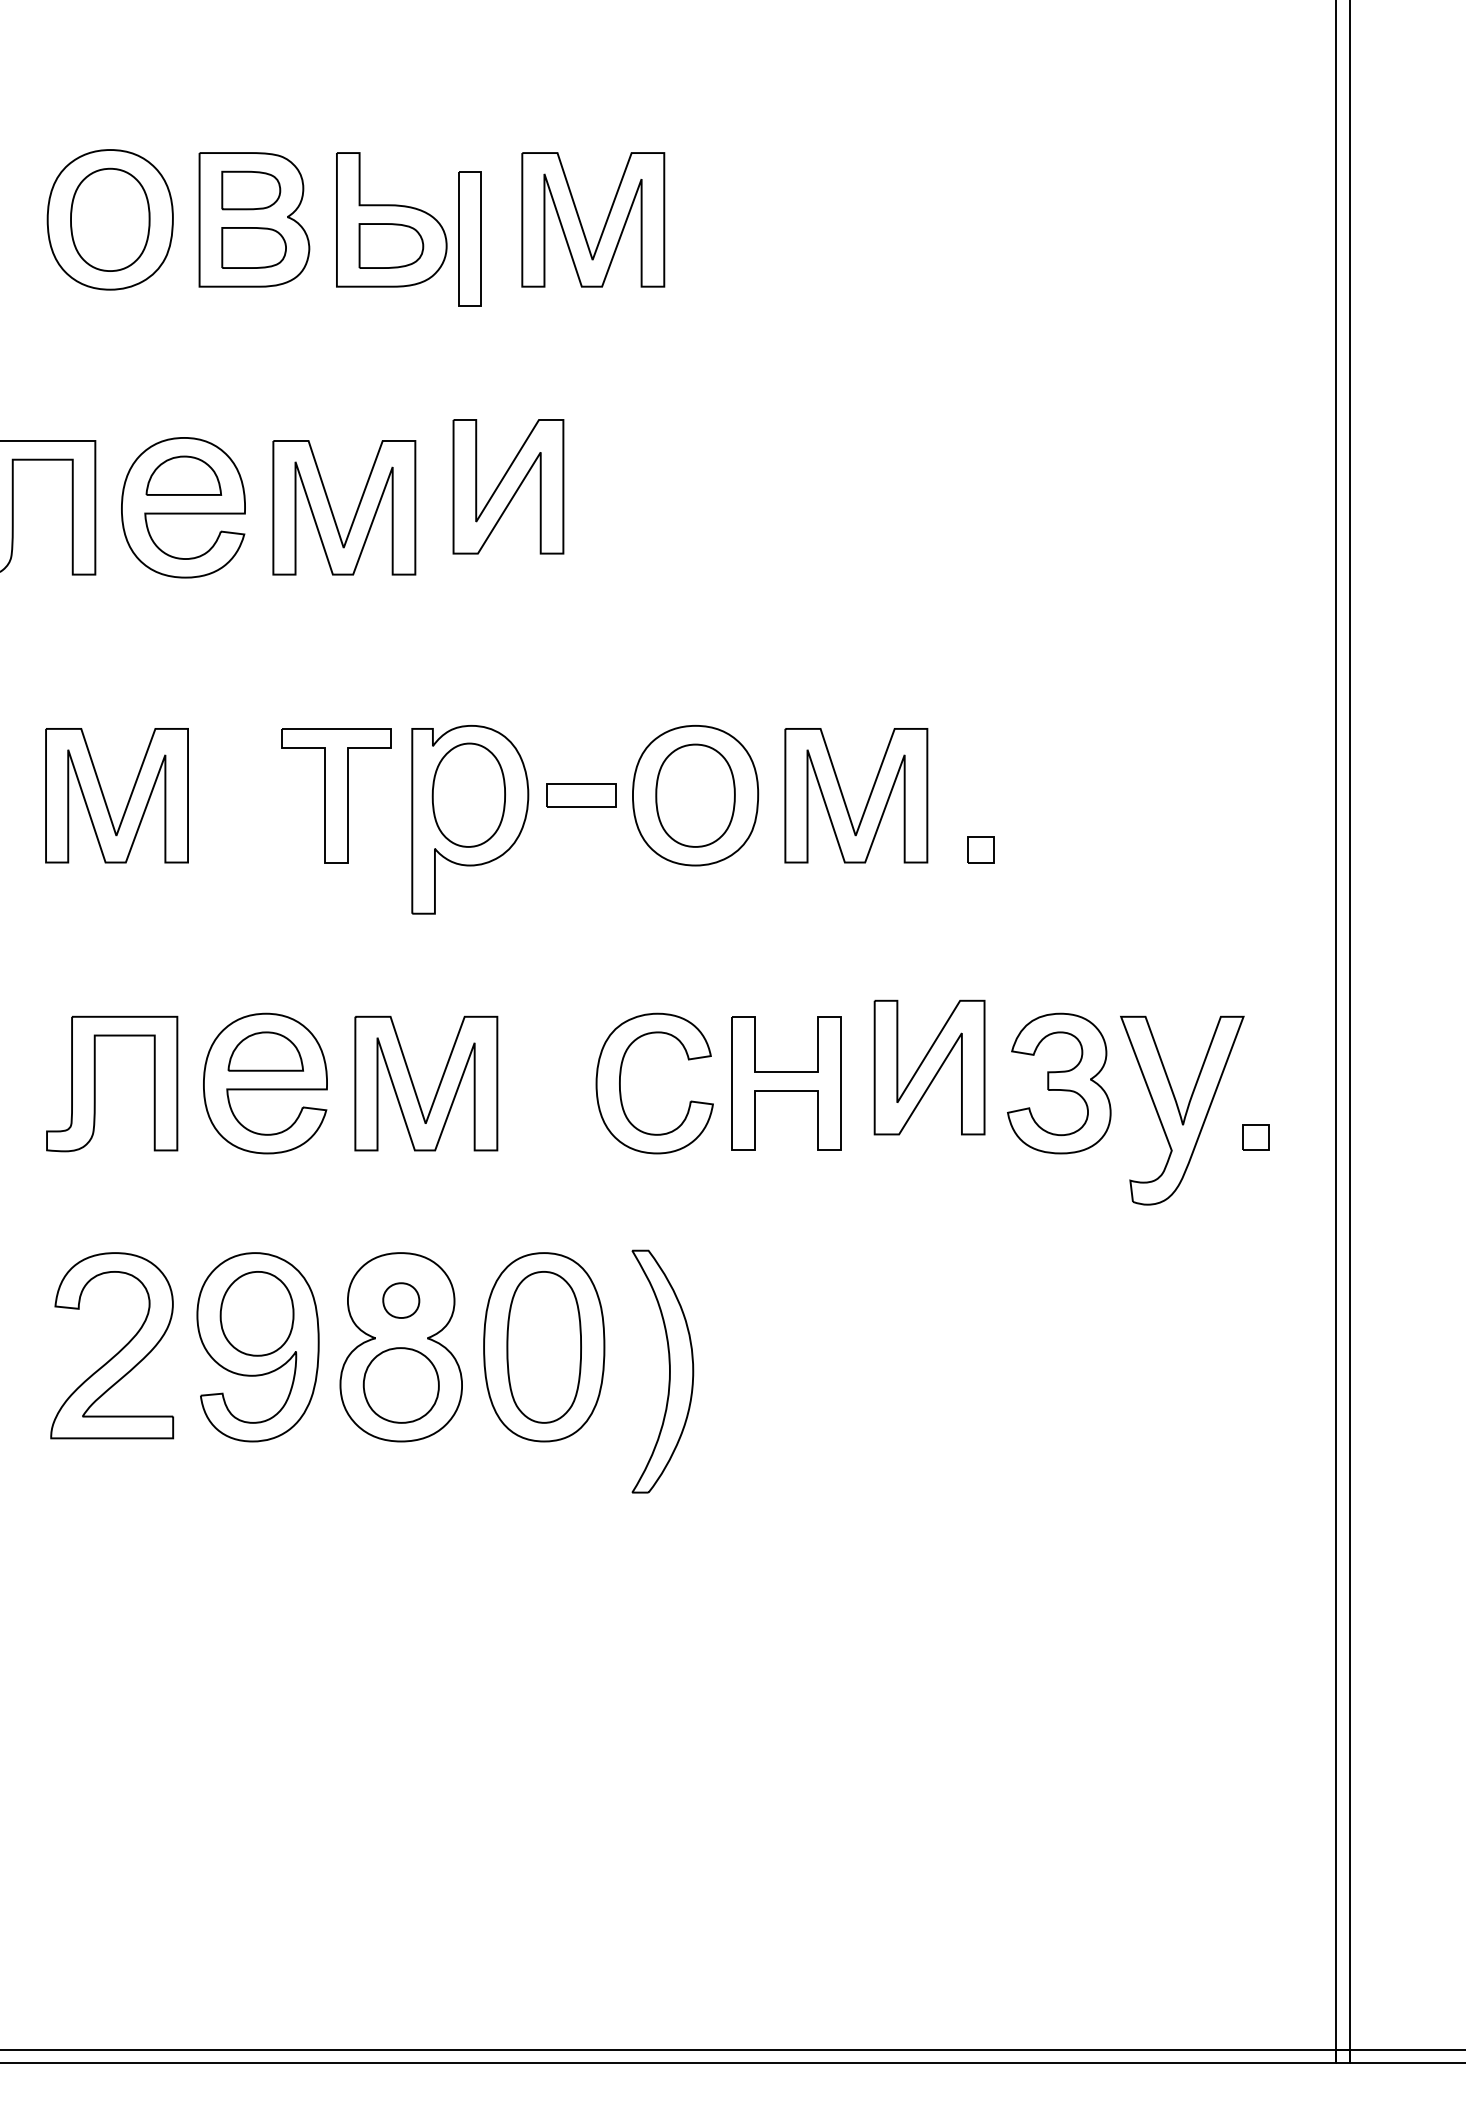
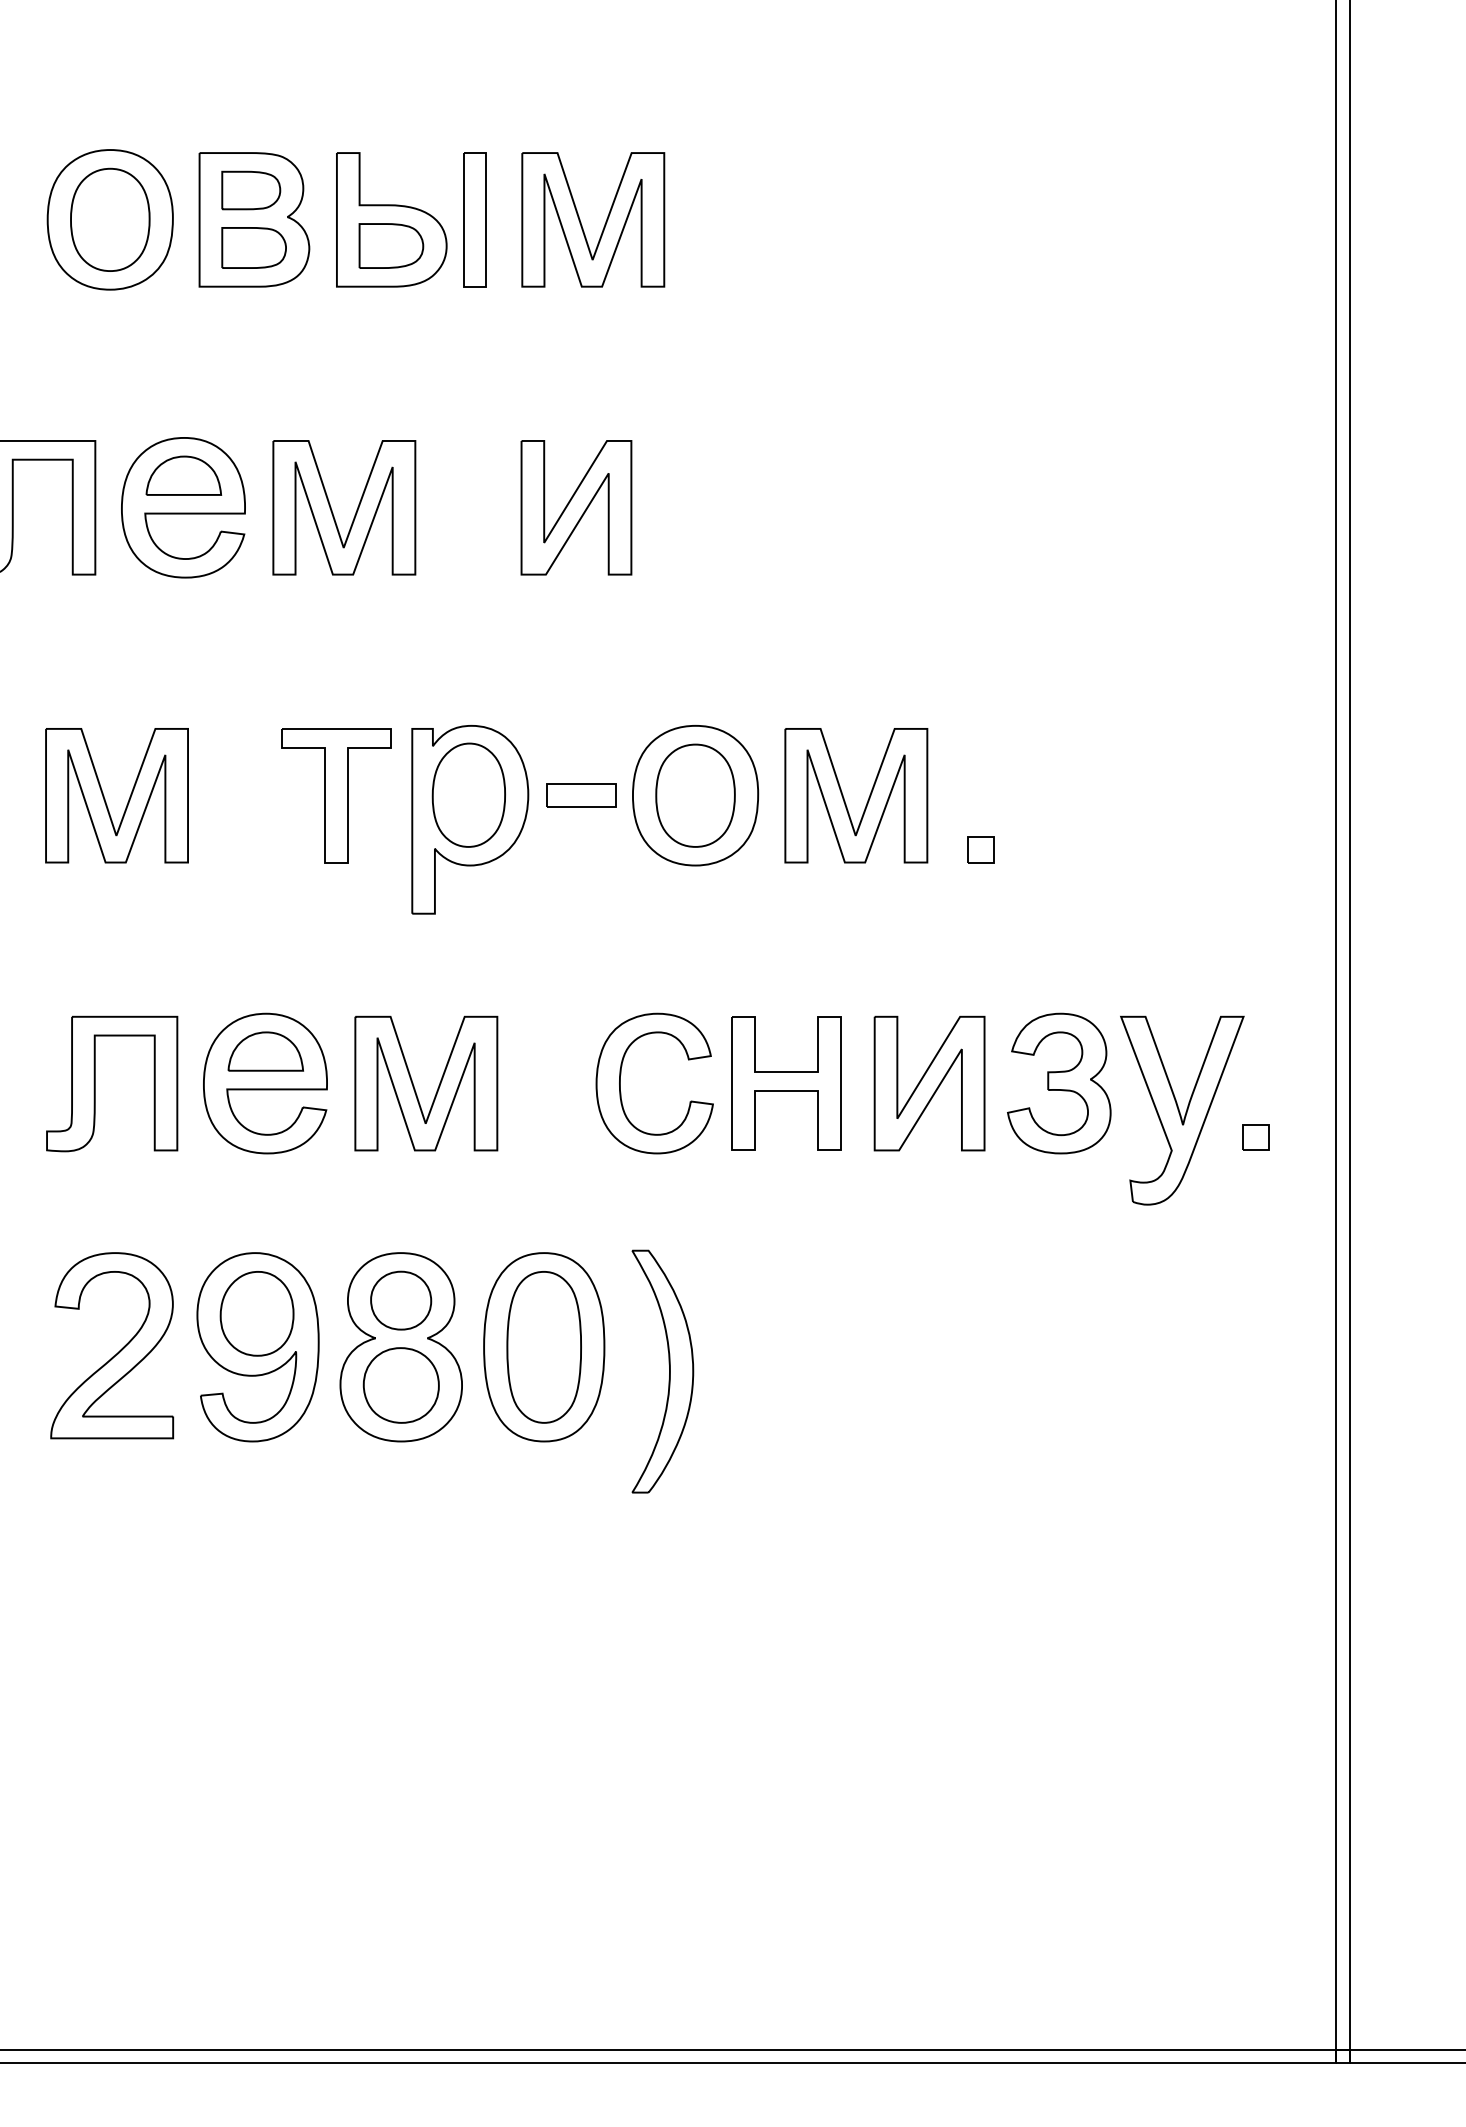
part position: (469, 238) -> (474, 219) (474, 219)
part position: (508, 486) -> (576, 507) (576, 507)
part position: (929, 1067) -> (929, 1083) (929, 1083)
part size: 39x37 px -> 63x61 px (401, 1300)
